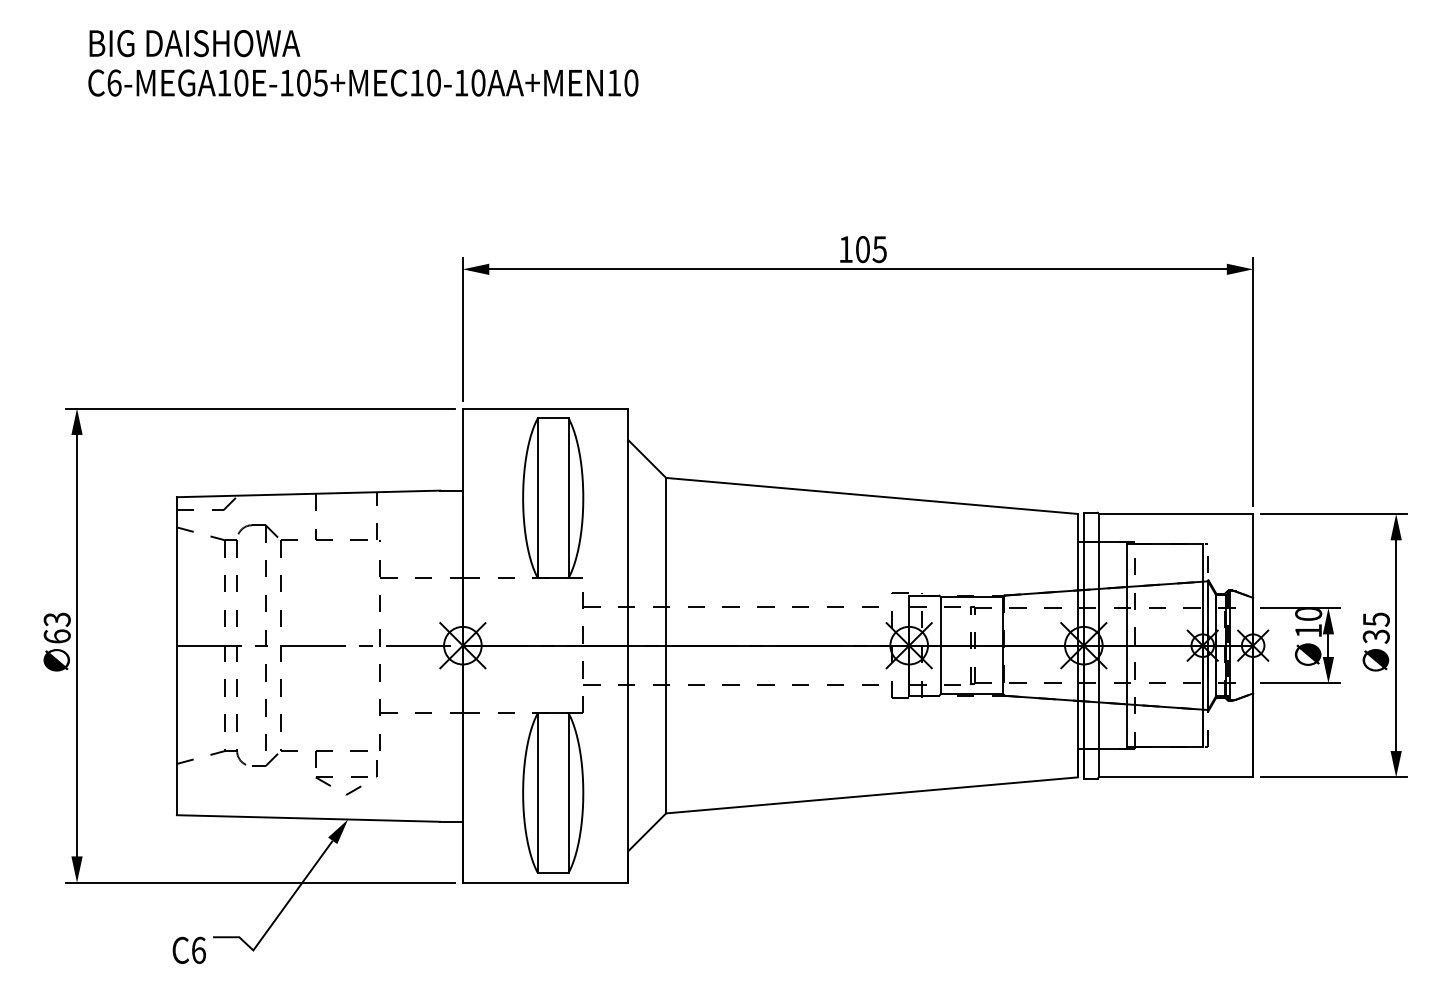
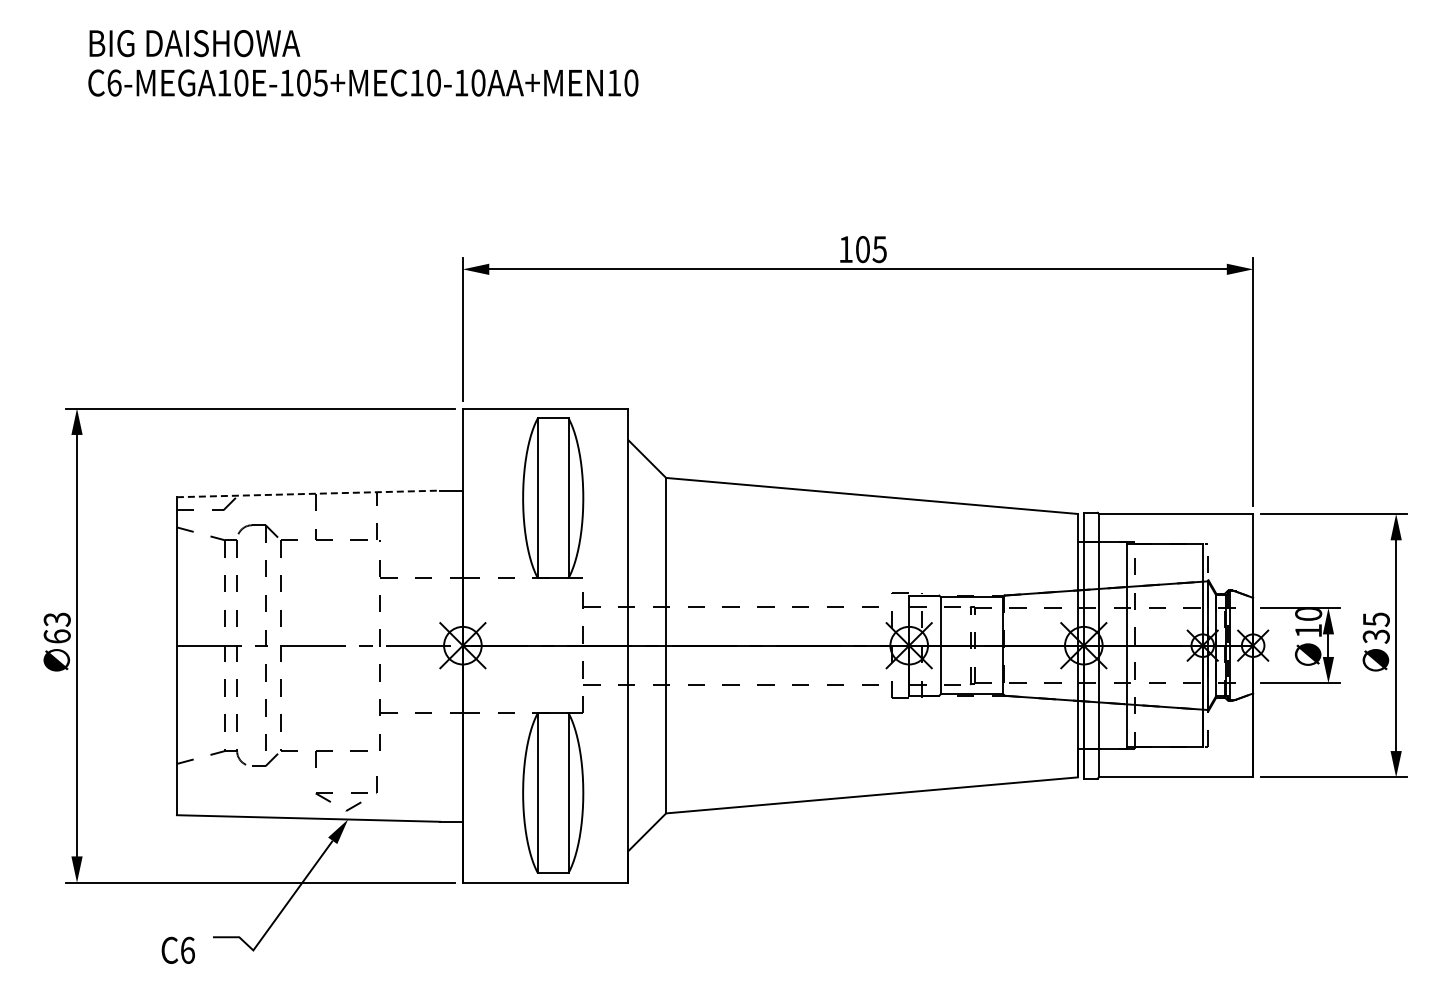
line: solid -> dashed (308, 493)
part position: (346, 777) -> (346, 793) (346, 793)
text position: (188, 949) -> (177, 949) (177, 949)
